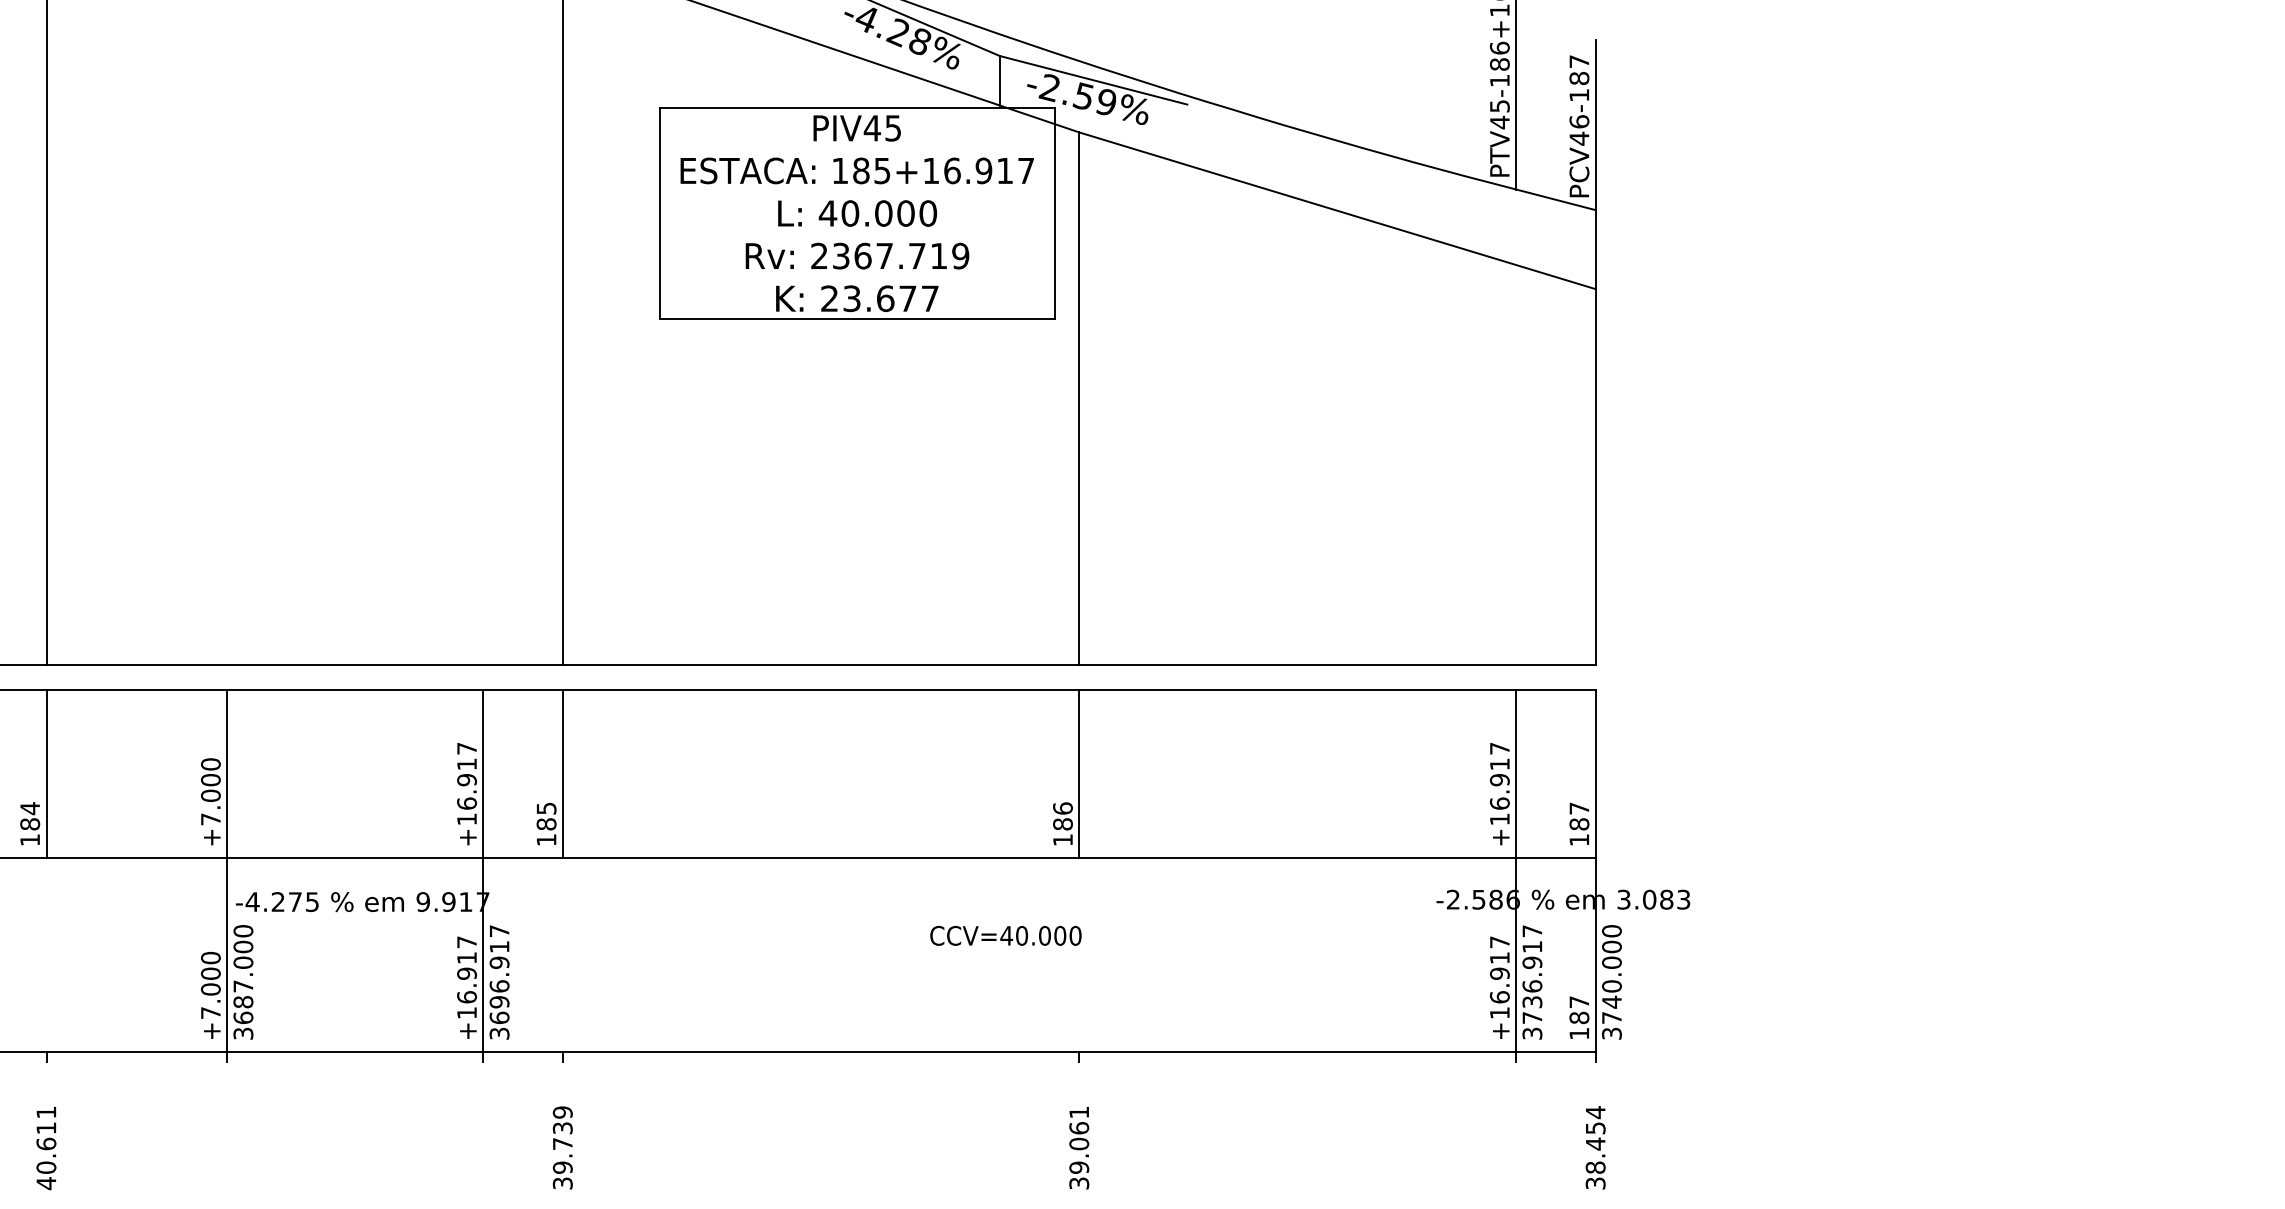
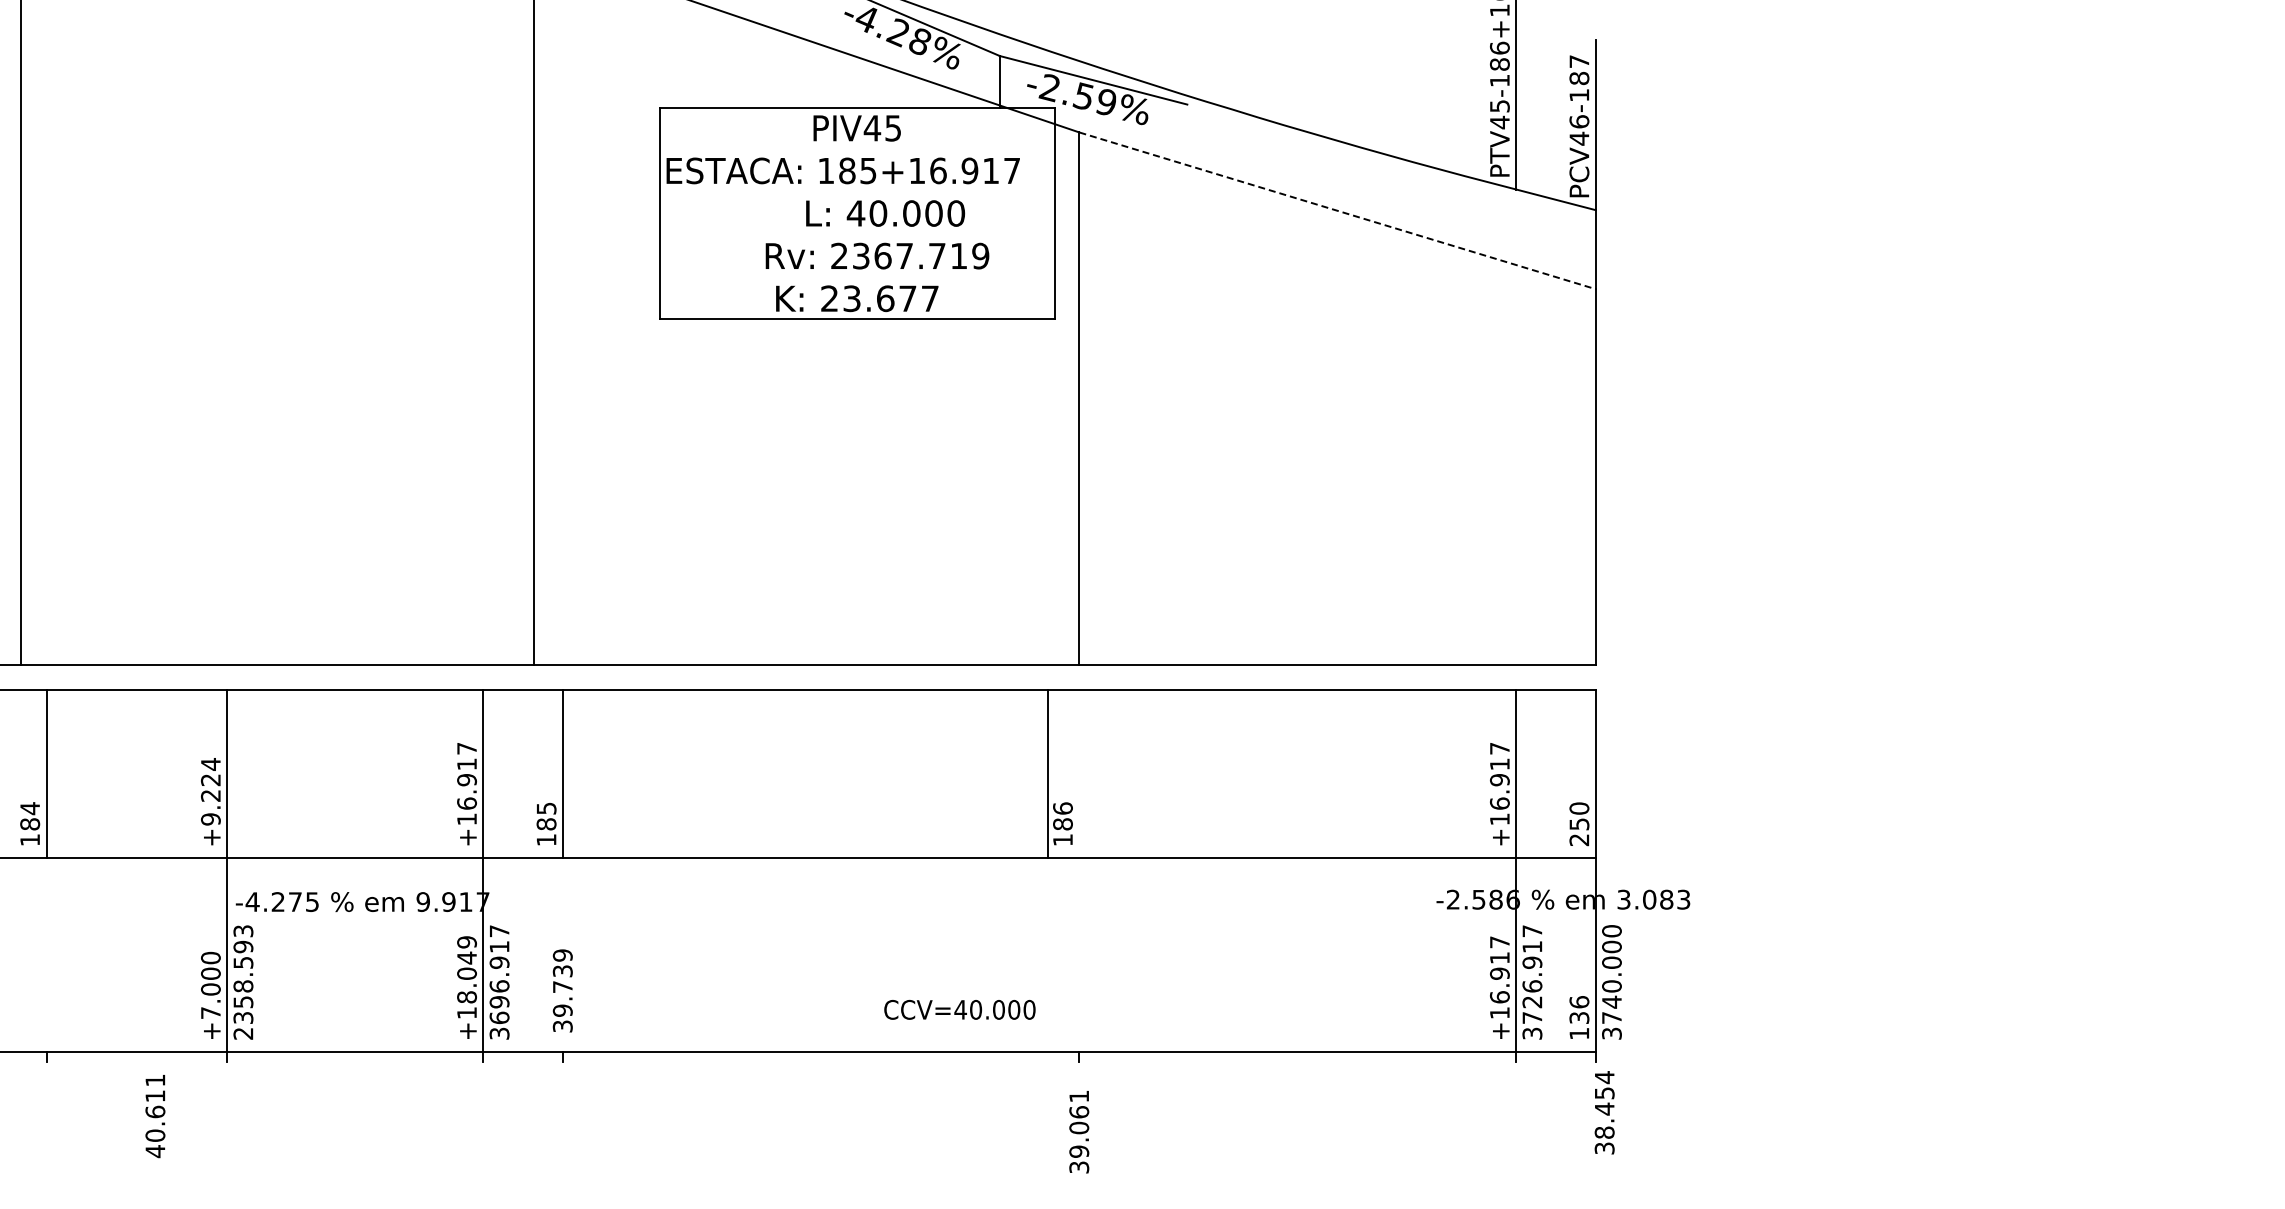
text position: (856, 170) -> (842, 170) (842, 170)
line: solid -> dashed (1337, 210)
text position: (857, 213) -> (885, 213) (885, 213)
text position: (857, 255) -> (877, 255) (877, 255)
line position: (46, 333) -> (20, 333) (20, 333)
line position: (562, 333) -> (533, 333) (533, 333)
line position: (1079, 774) -> (1048, 774) (1048, 774)
text: +7.000 -> +9.224 (210, 791)
text: 187 -> 250 (1579, 824)
text position: (1005, 935) -> (959, 1009) (959, 1009)
text: +16.917 -> +18.049 (466, 969)
text: 3687.000 -> 2358.593 (243, 982)
text: 3736.917 -> 3726.917 (1532, 1002)
text: 187 -> 136 (1579, 1010)
text position: (562, 1147) -> (562, 990) (562, 990)
text position: (1595, 1147) -> (1604, 1112) (1604, 1112)
text position: (46, 1148) -> (155, 1116) (155, 1116)
text position: (1079, 1148) -> (1079, 1132) (1079, 1132)
